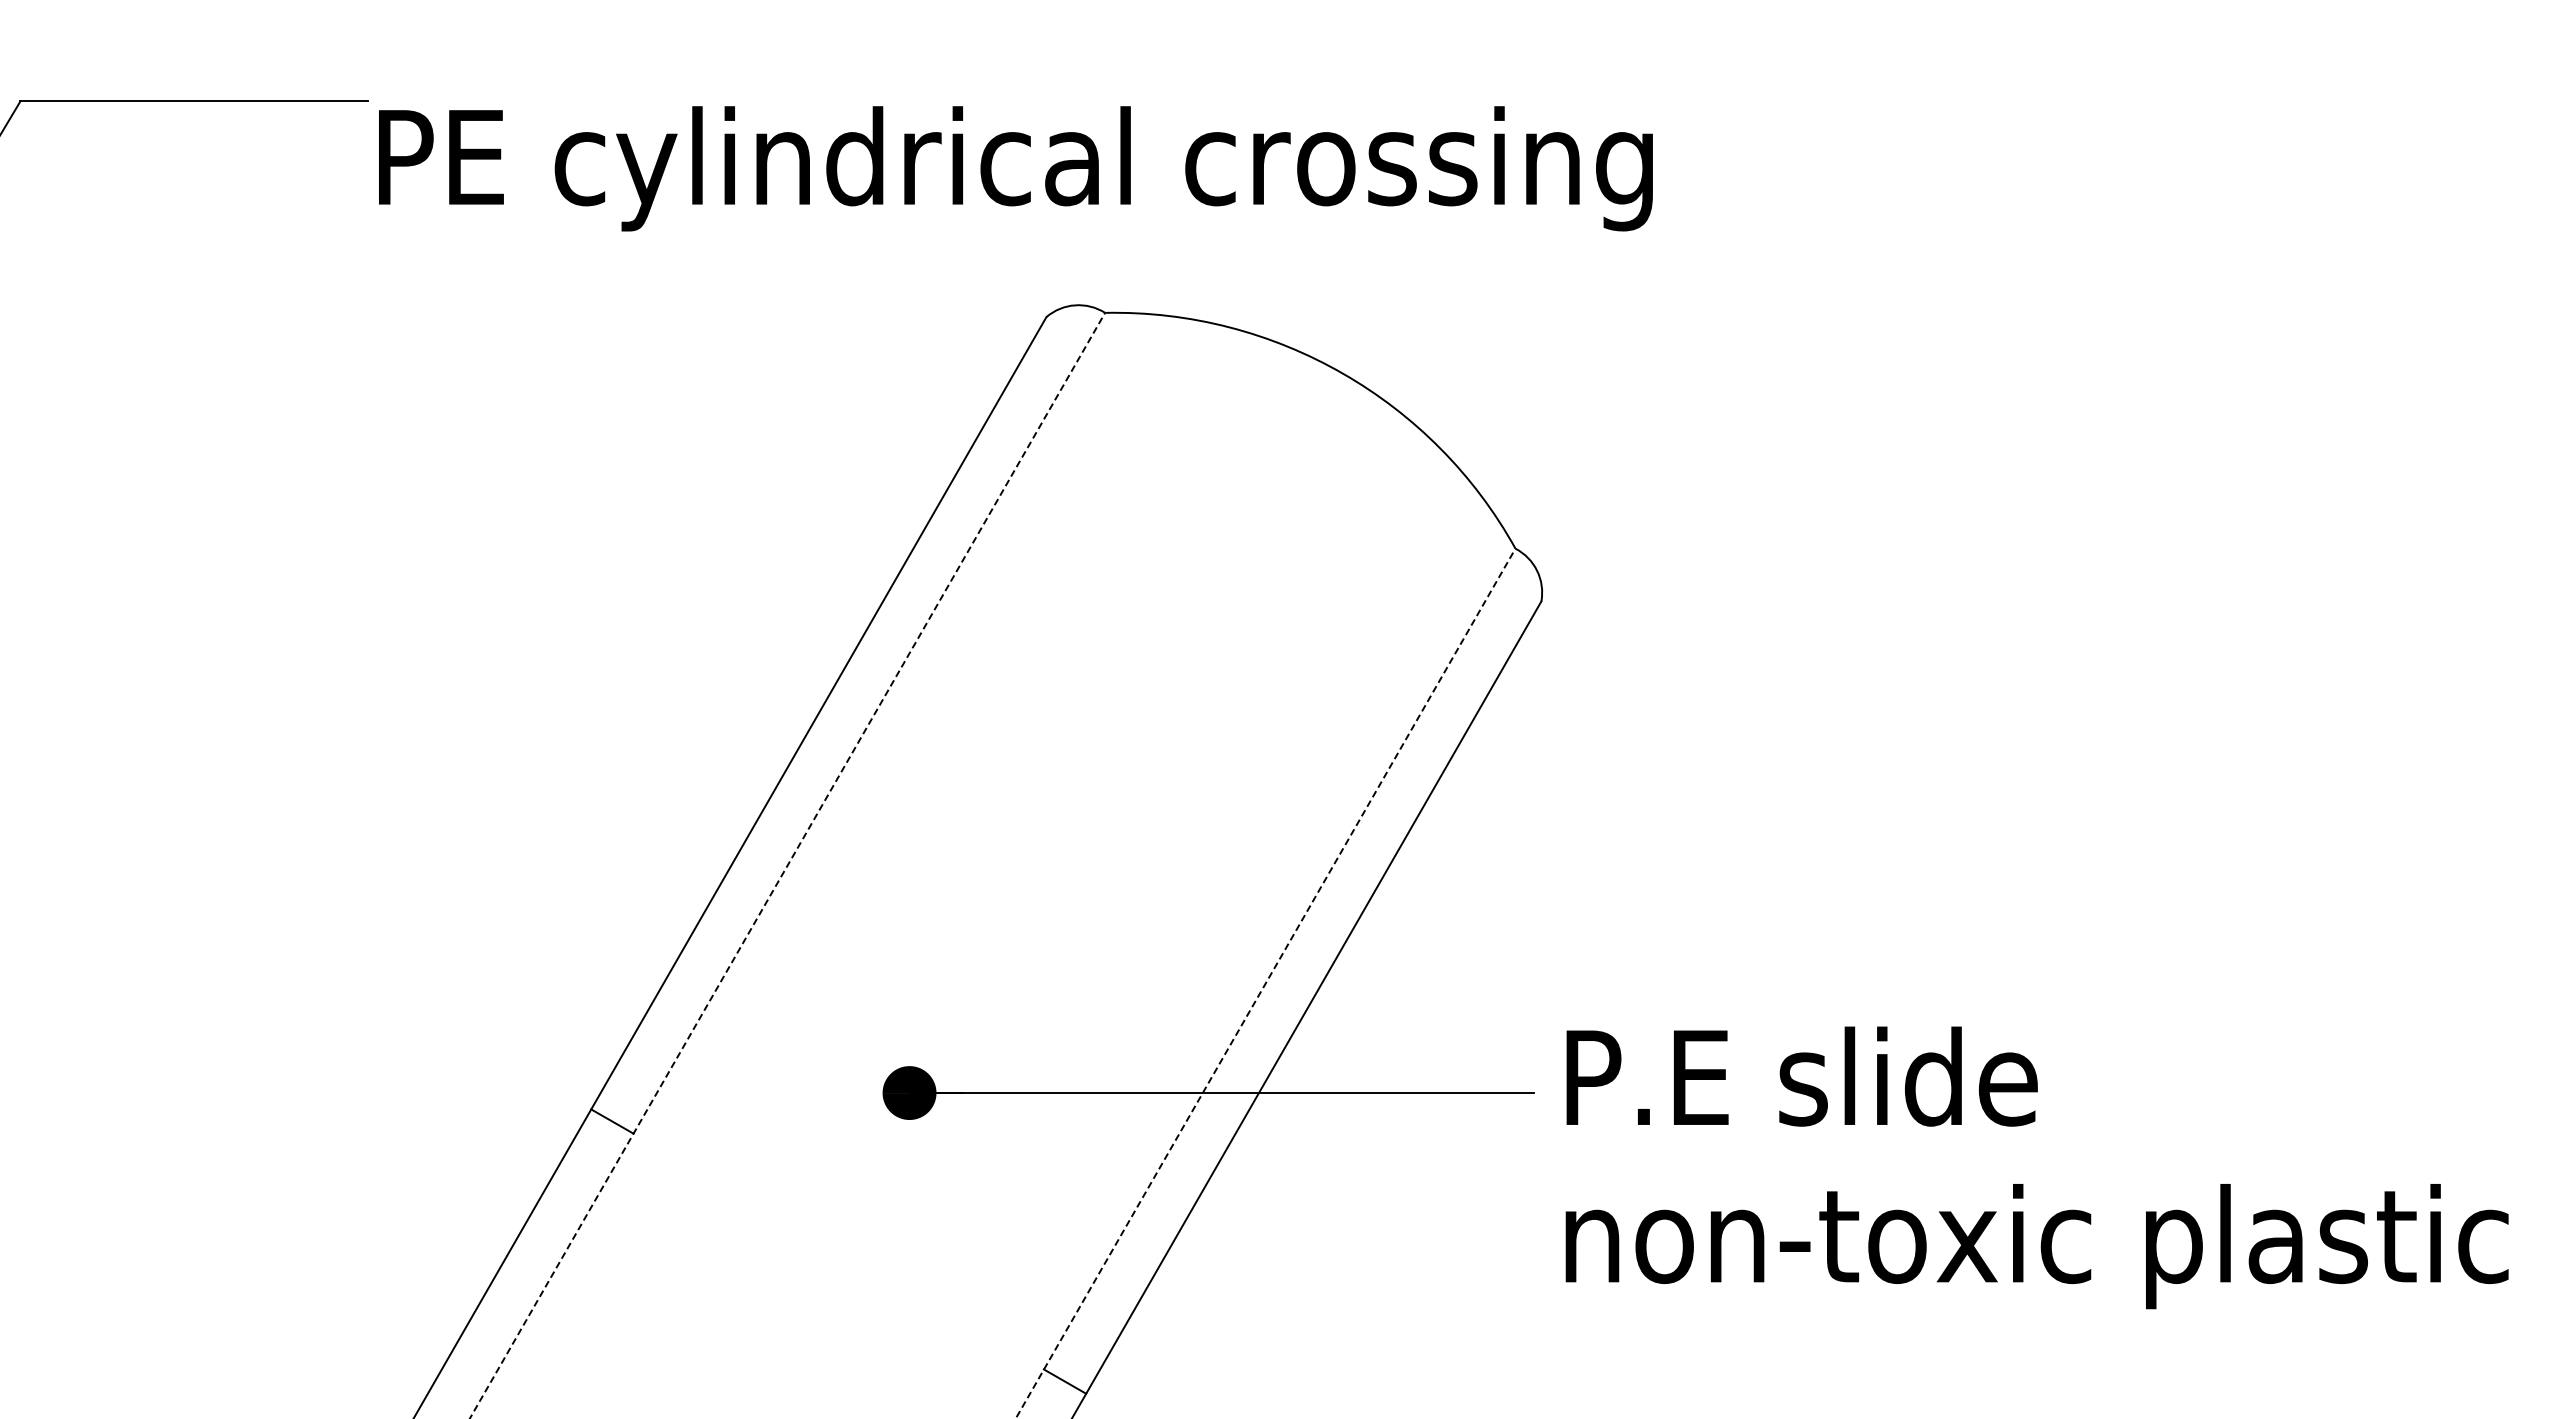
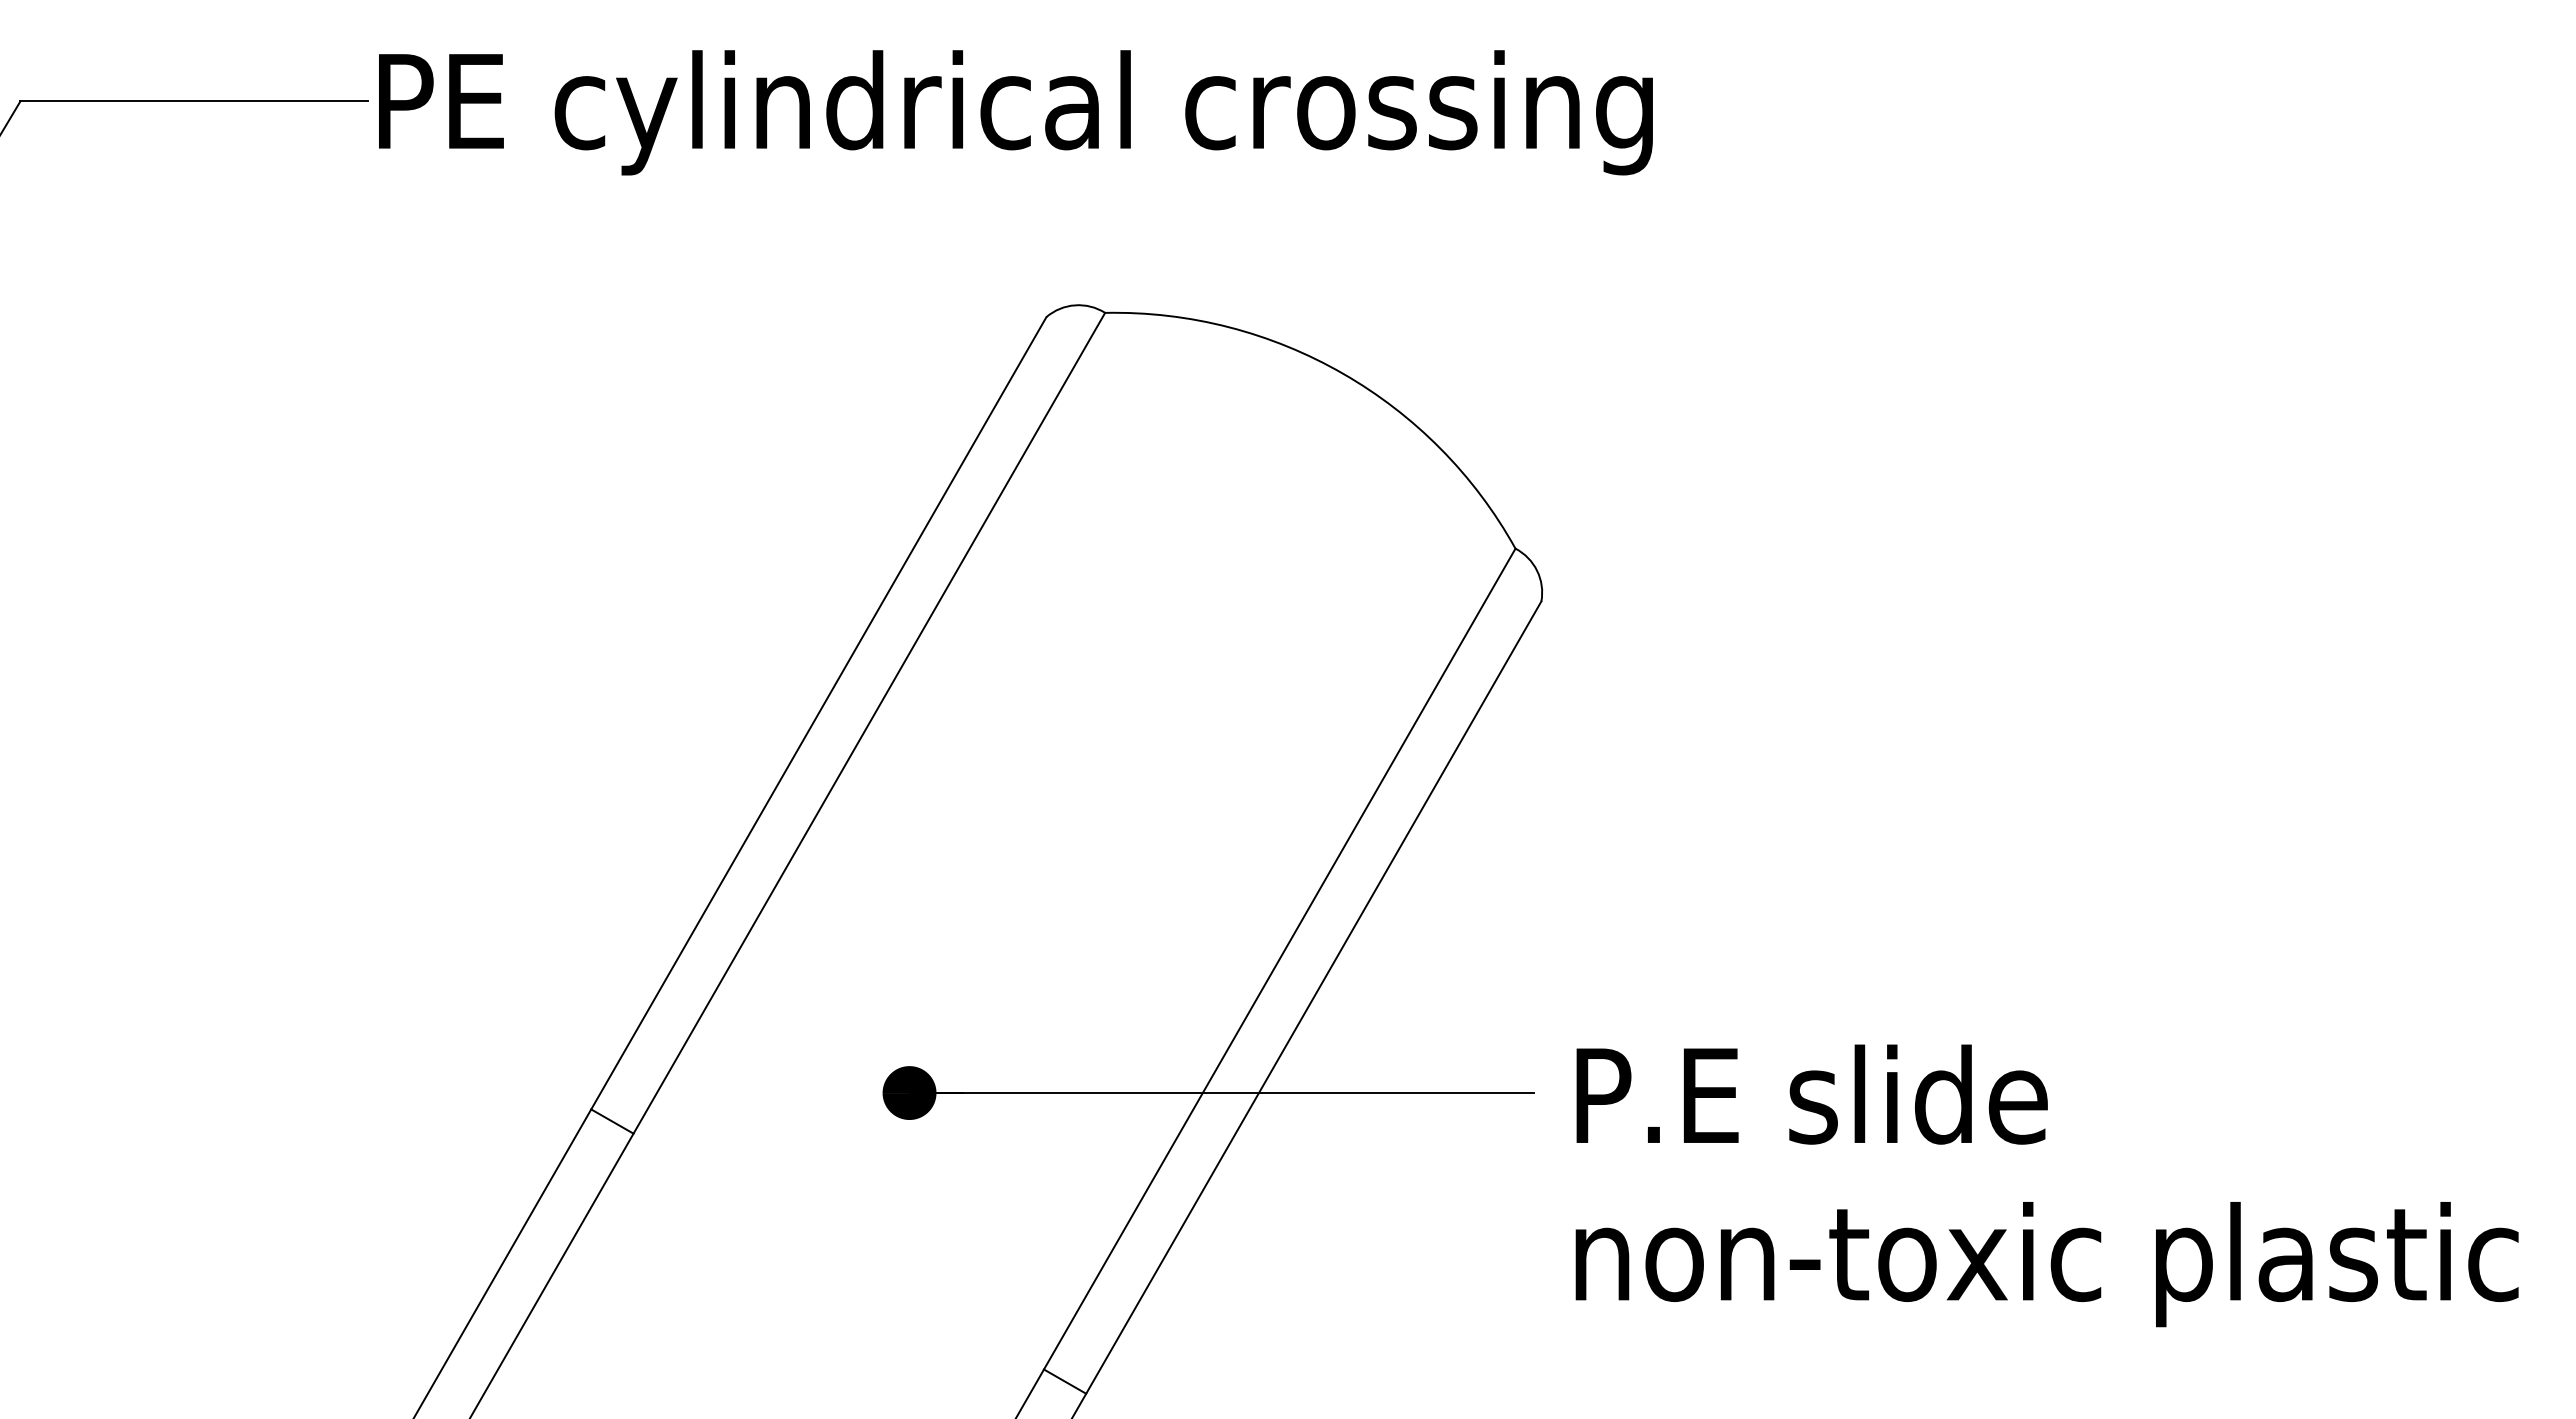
text position: (1015, 168) -> (1015, 112) (1015, 112)
line: dashed -> solid (787, 865)
line: dashed -> solid (1266, 983)
text position: (2036, 1167) -> (2046, 1185) (2046, 1185)
